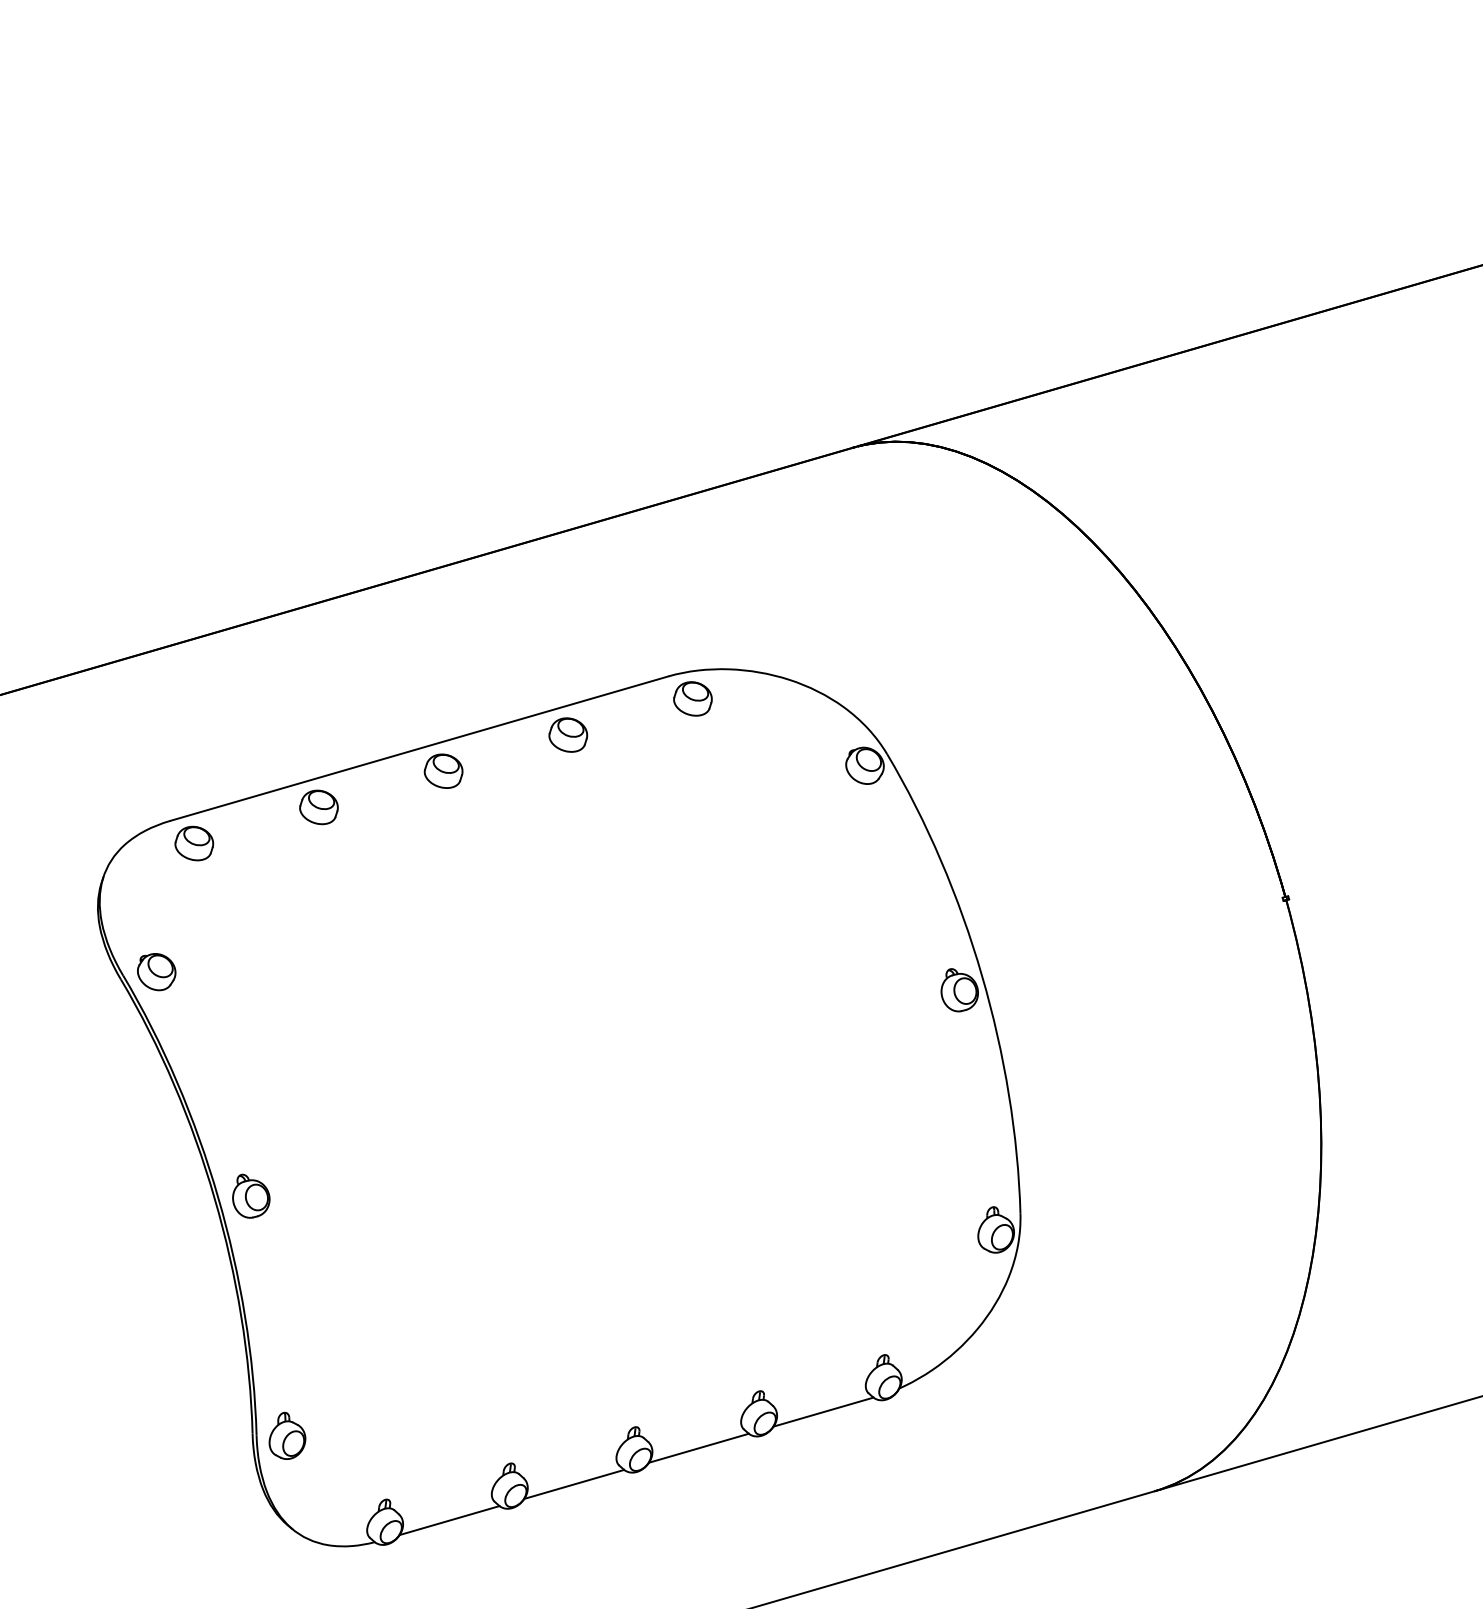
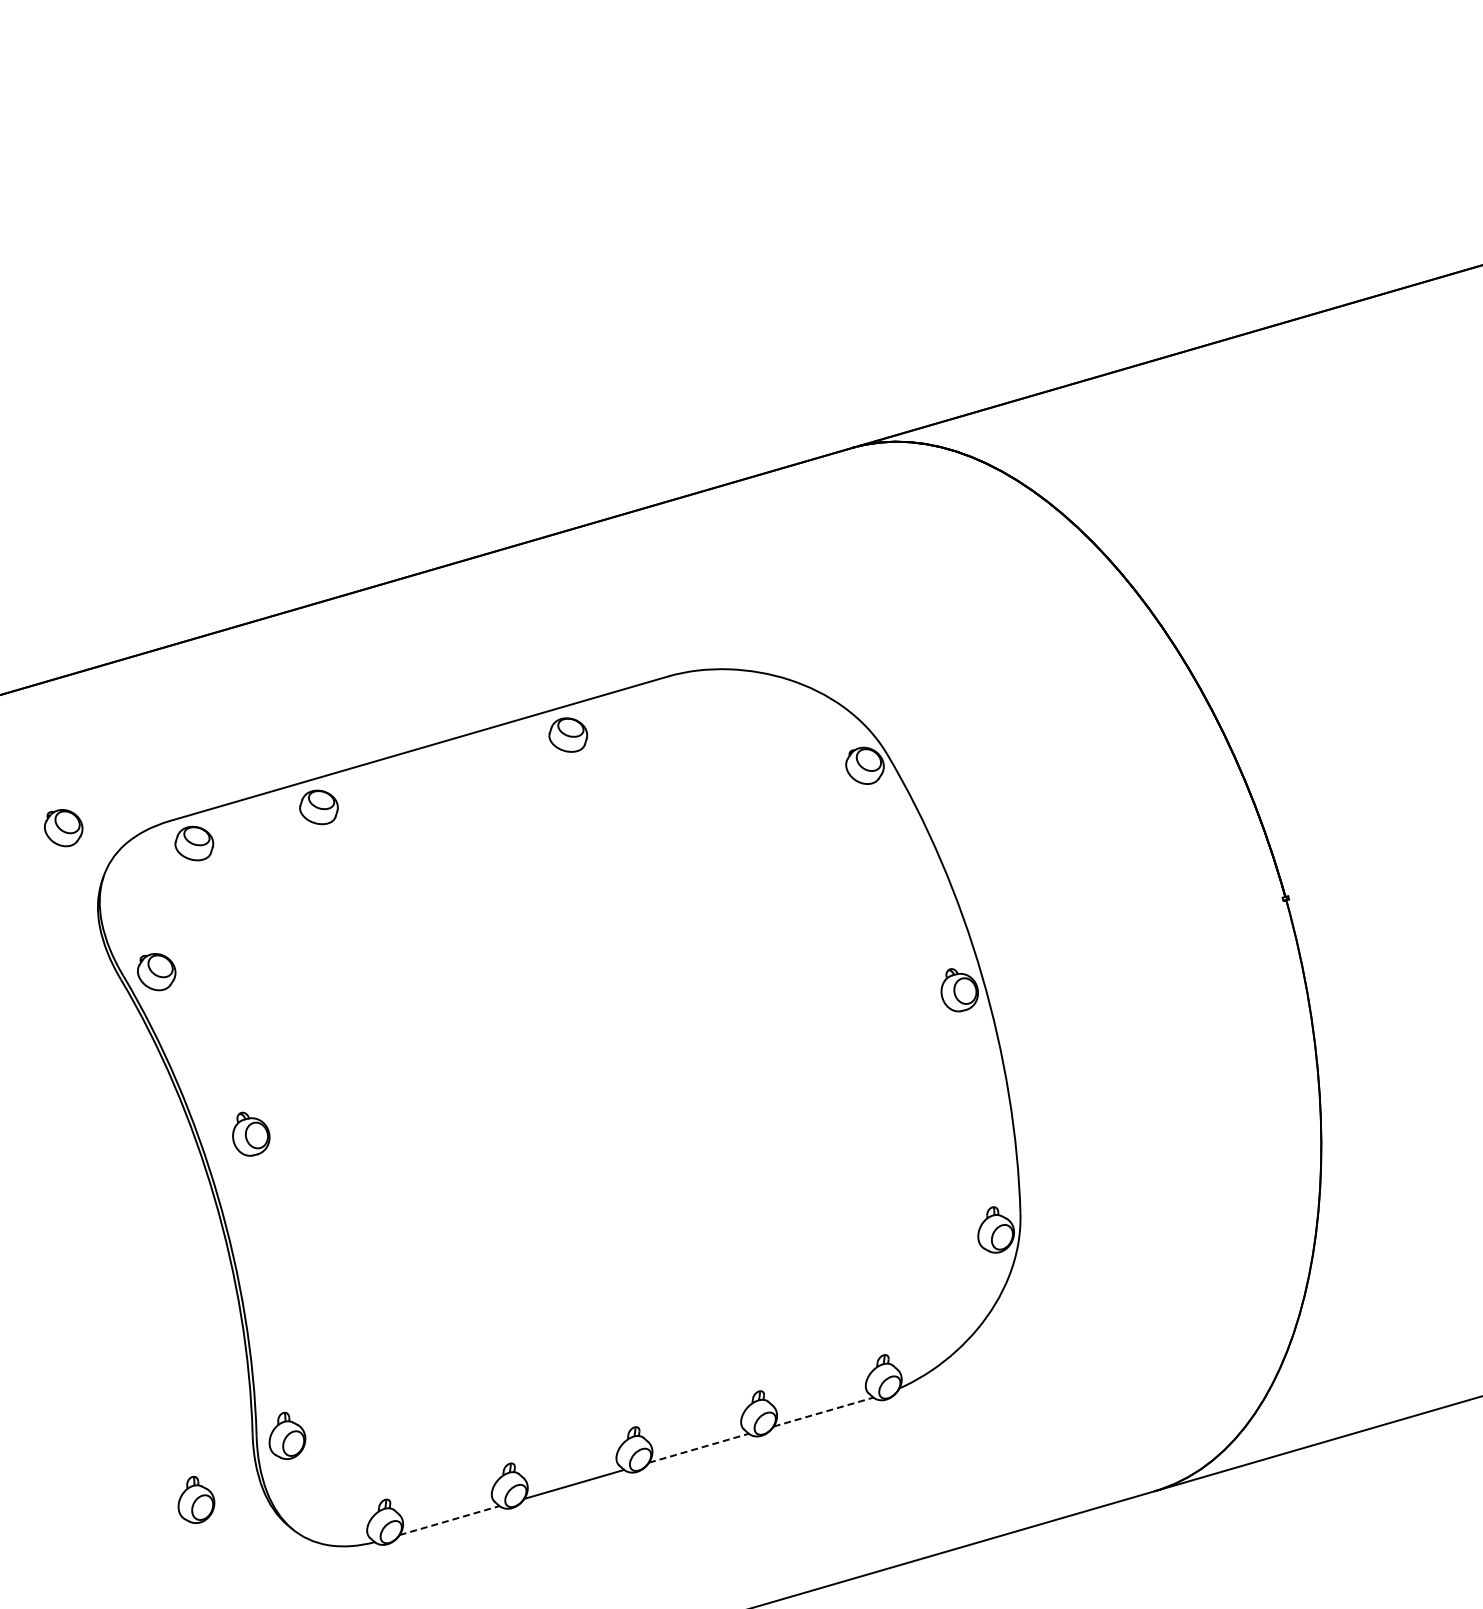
part: present -> none (692, 698)
part: present -> none (443, 770)
part: none -> present (63, 828)
part position: (251, 1195) -> (251, 1133) (251, 1133)
line: solid -> dashed (824, 1411)
line: solid -> dashed (699, 1448)
part: none -> present (196, 1499)
line: solid -> dashed (450, 1520)
